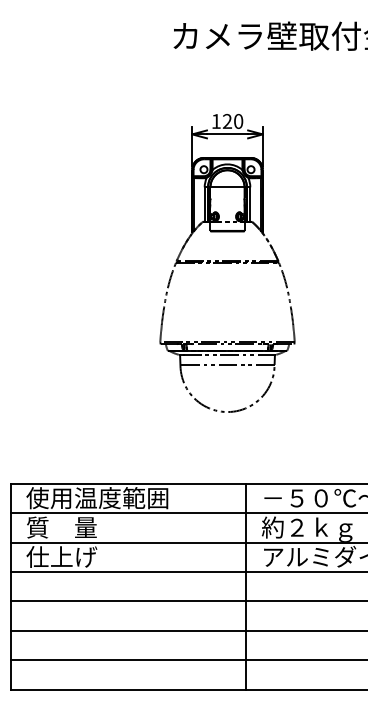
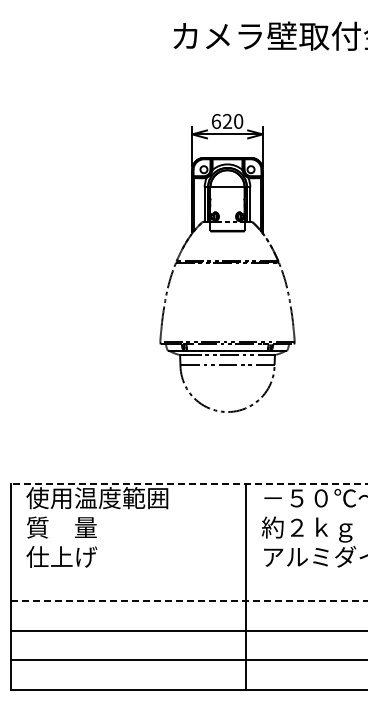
text: 120 -> 620 (216, 120)
line: solid -> dashed (188, 483)
line: present -> none (187, 513)
line: present -> none (187, 542)
line: present -> none (187, 571)
line: solid -> dashed (189, 601)
